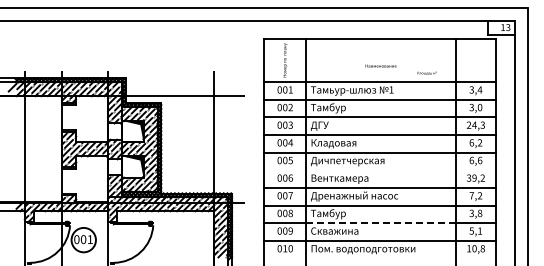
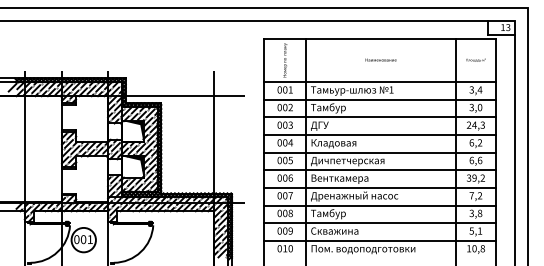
text position: (380, 65) -> (380, 59) (380, 59)
text position: (426, 72) -> (475, 59) (475, 59)
line: none -> present (380, 170)
line: dashed -> solid (380, 223)
